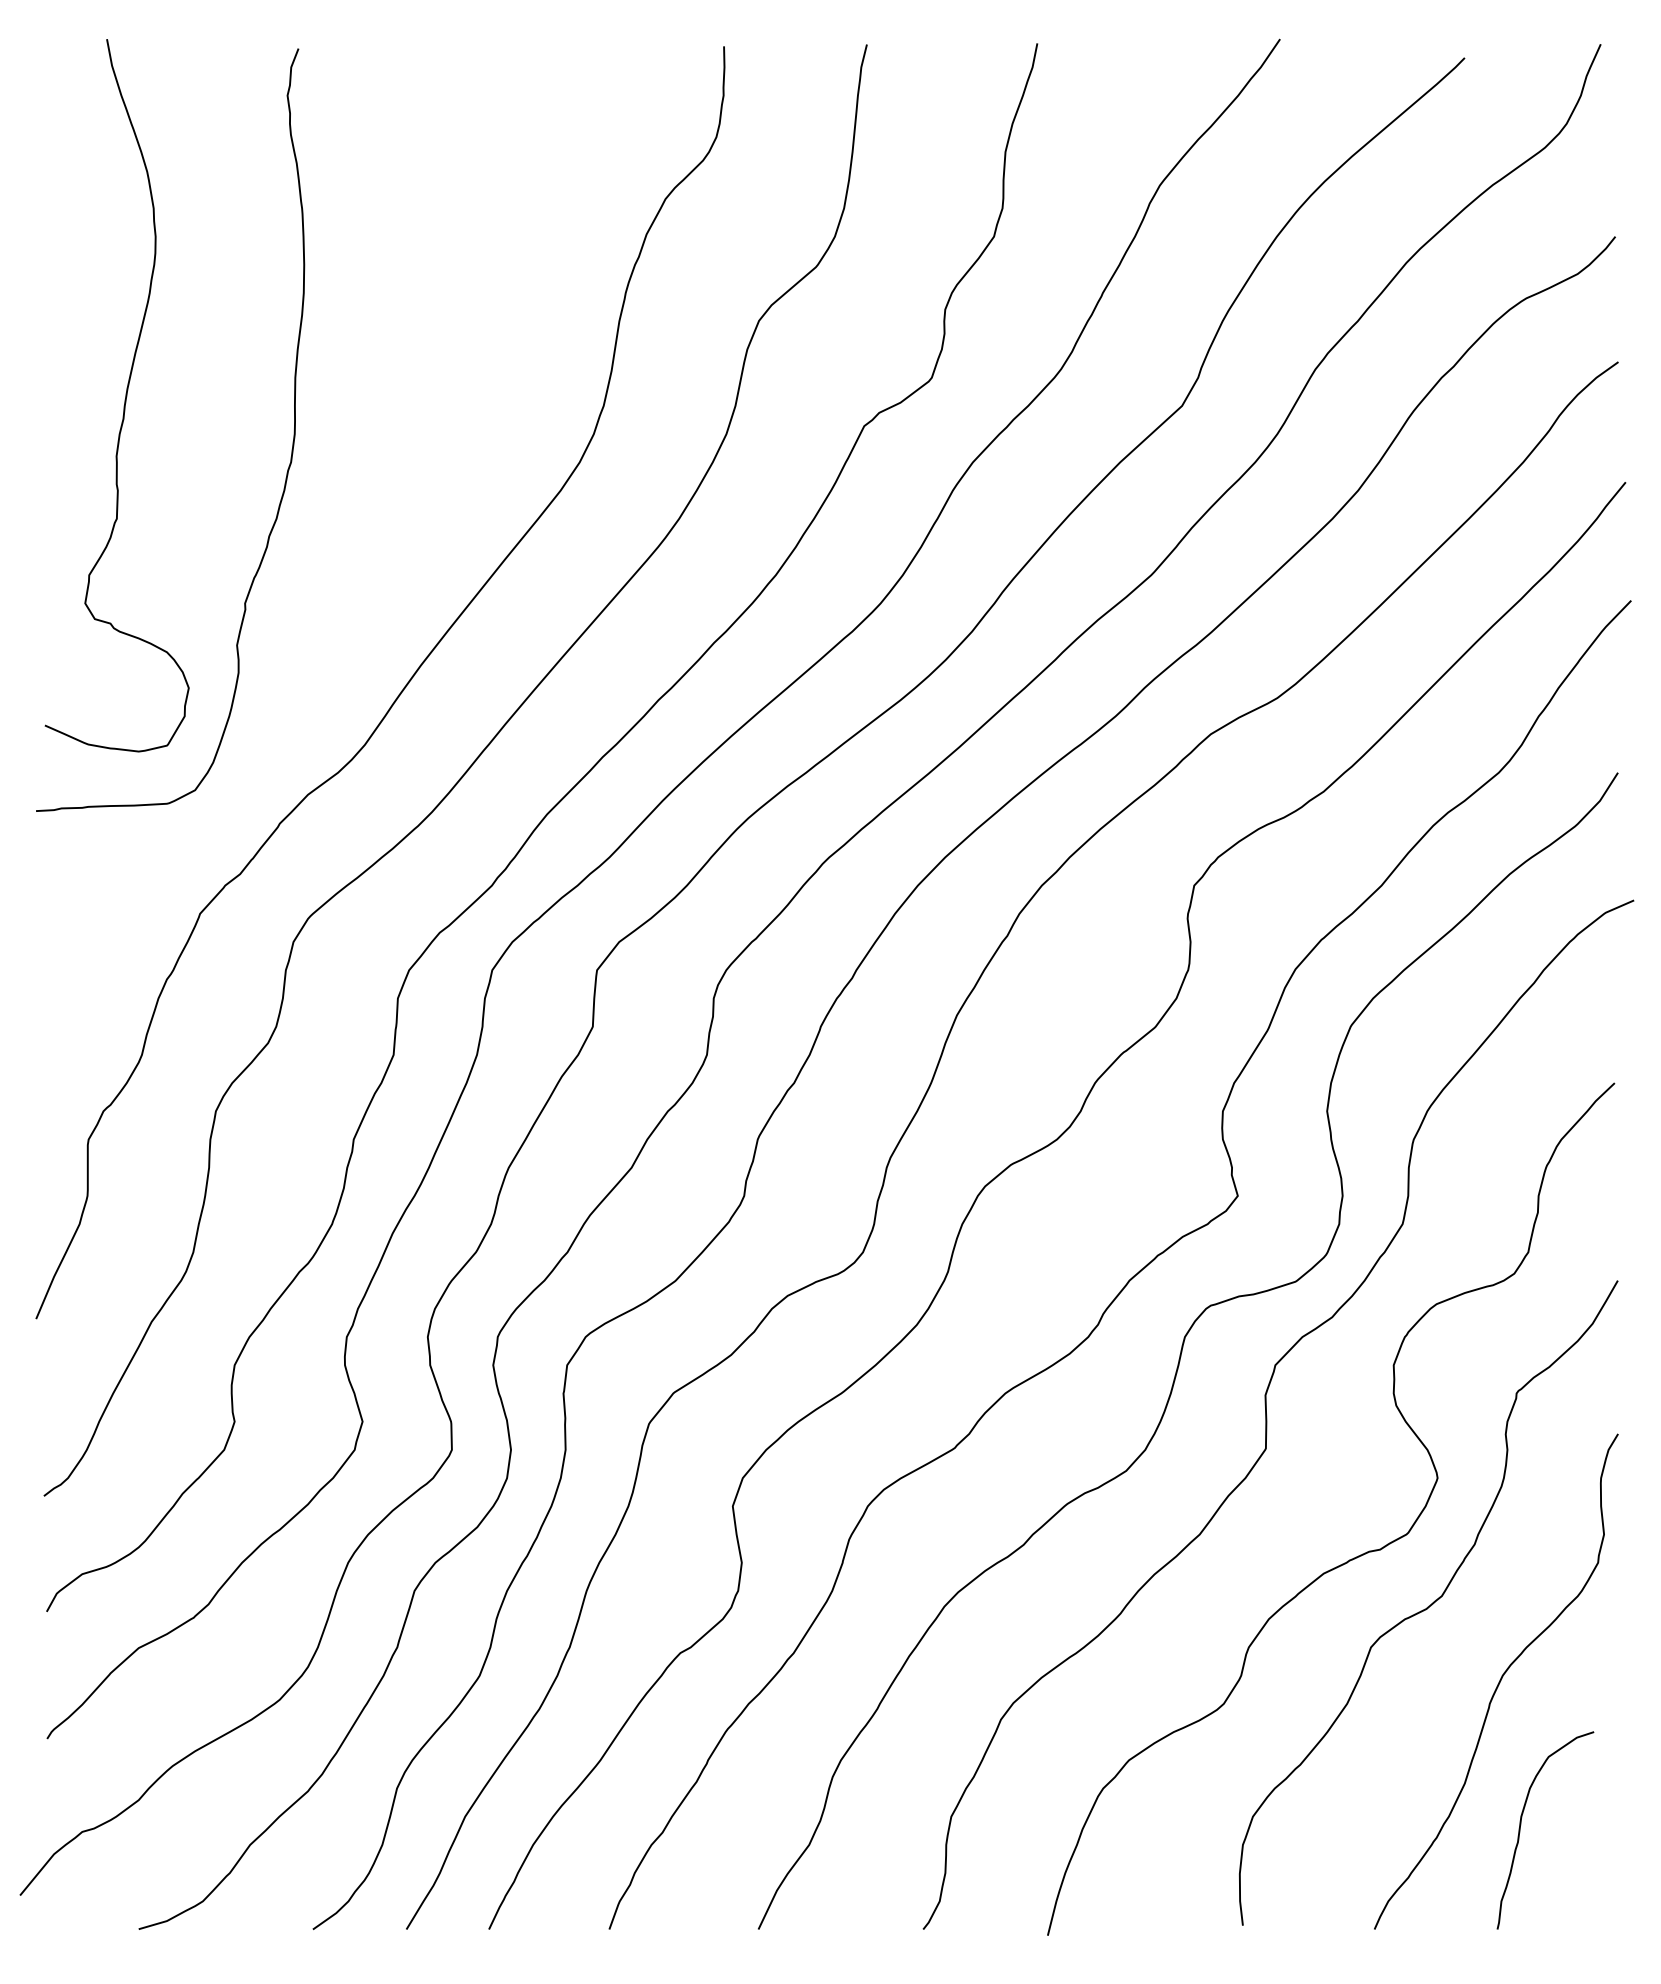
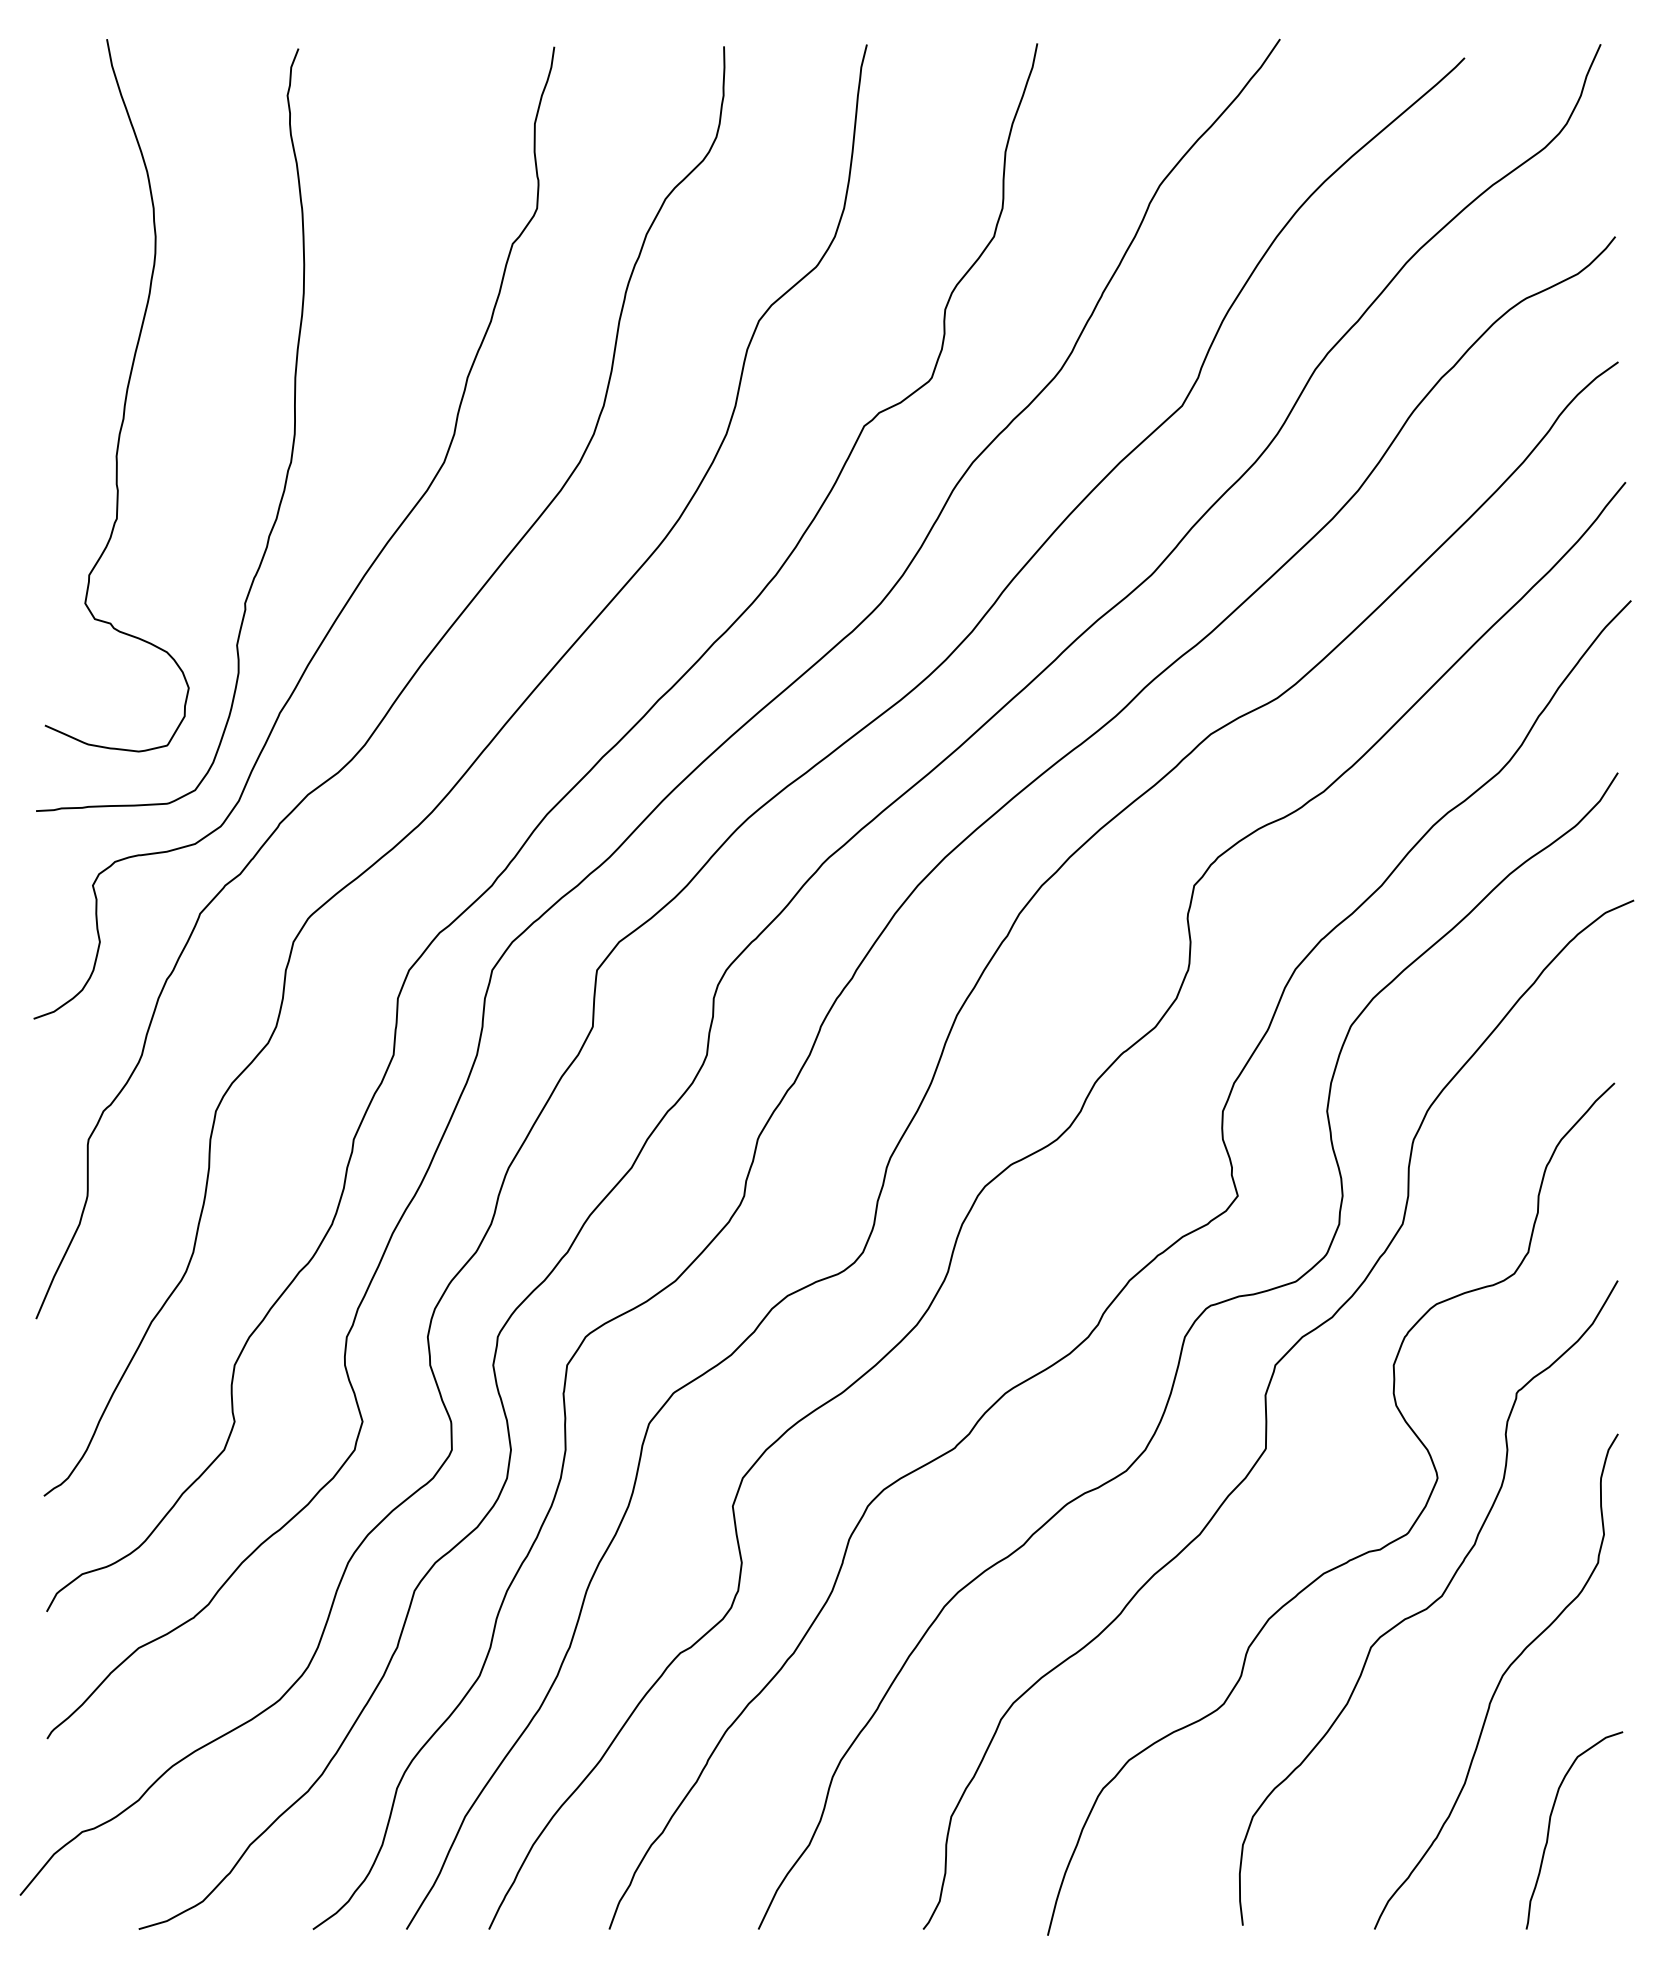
curve: none -> present (362, 576)
curve position: (1521, 1825) -> (1550, 1825) (1550, 1825)
